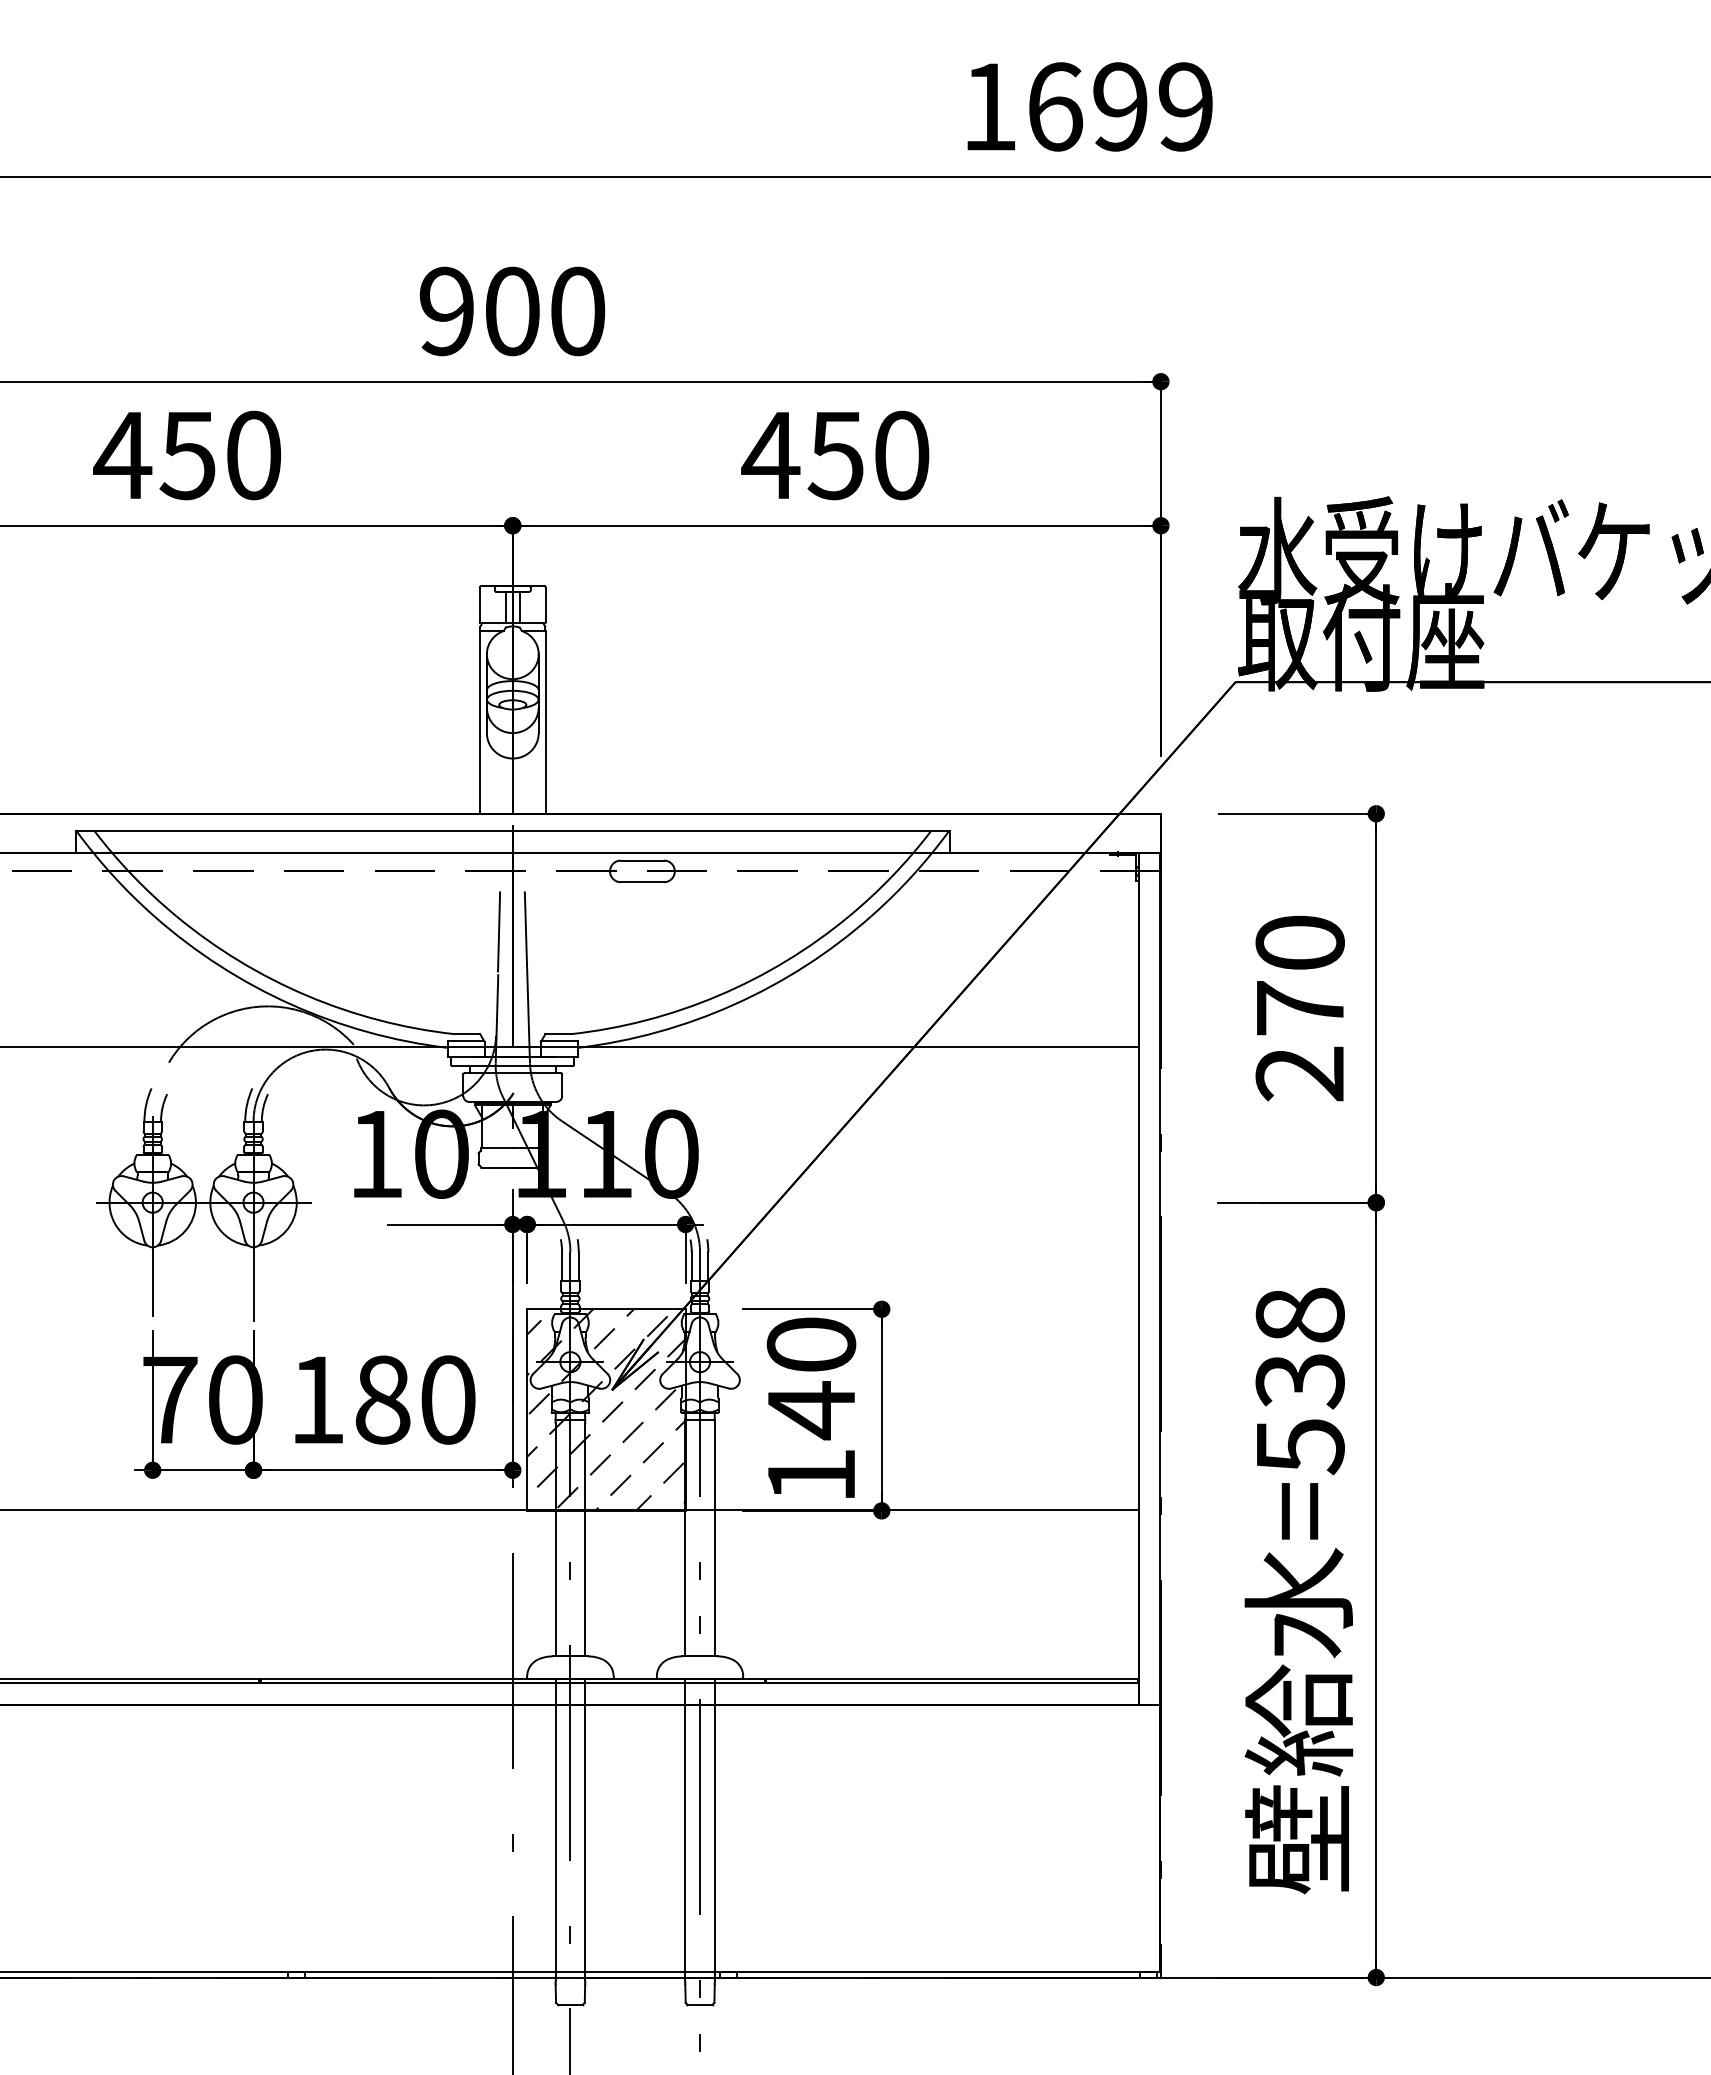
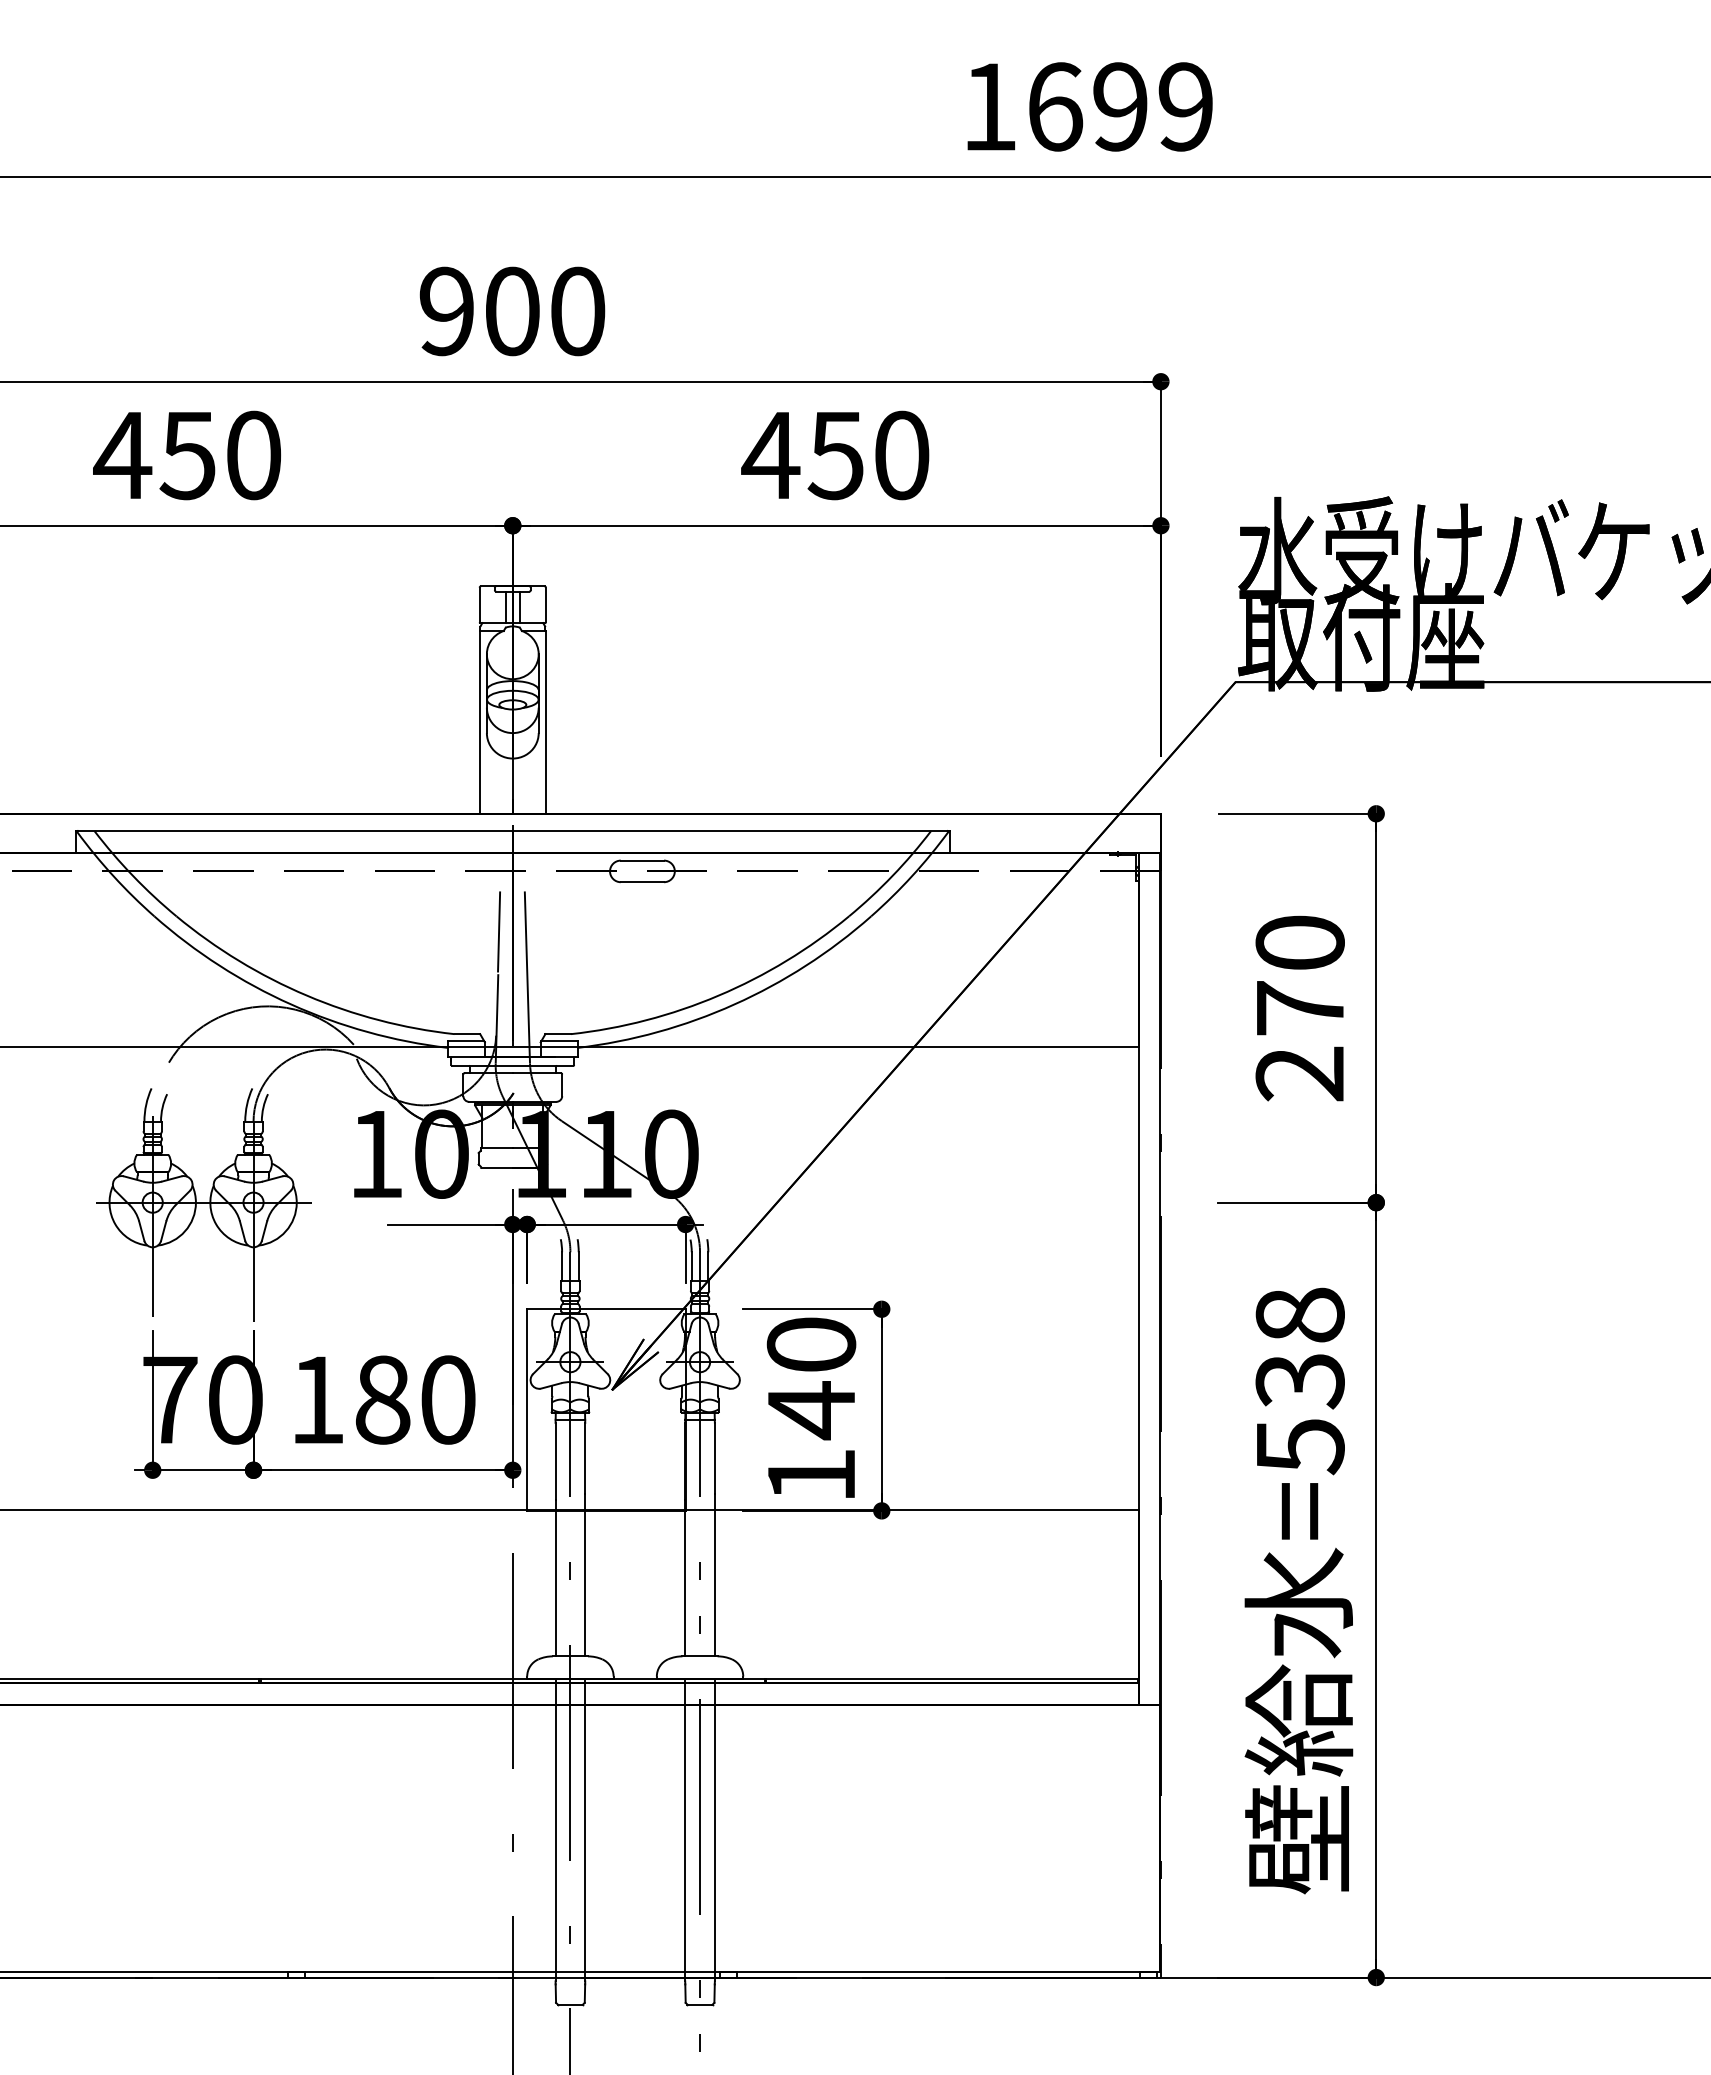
hatch: present -> none (606, 1409)
